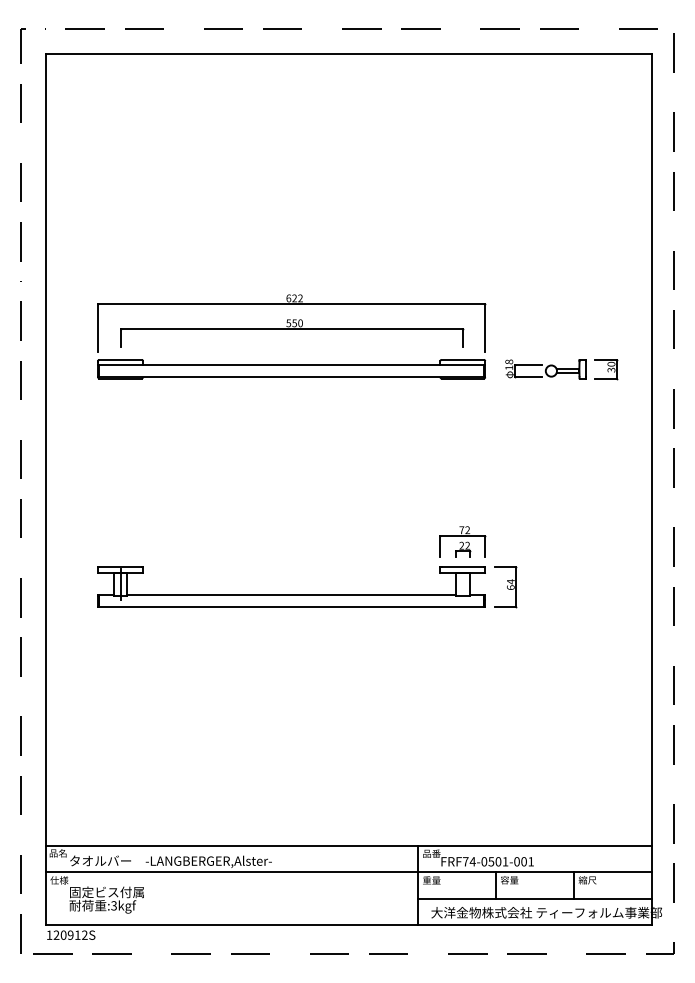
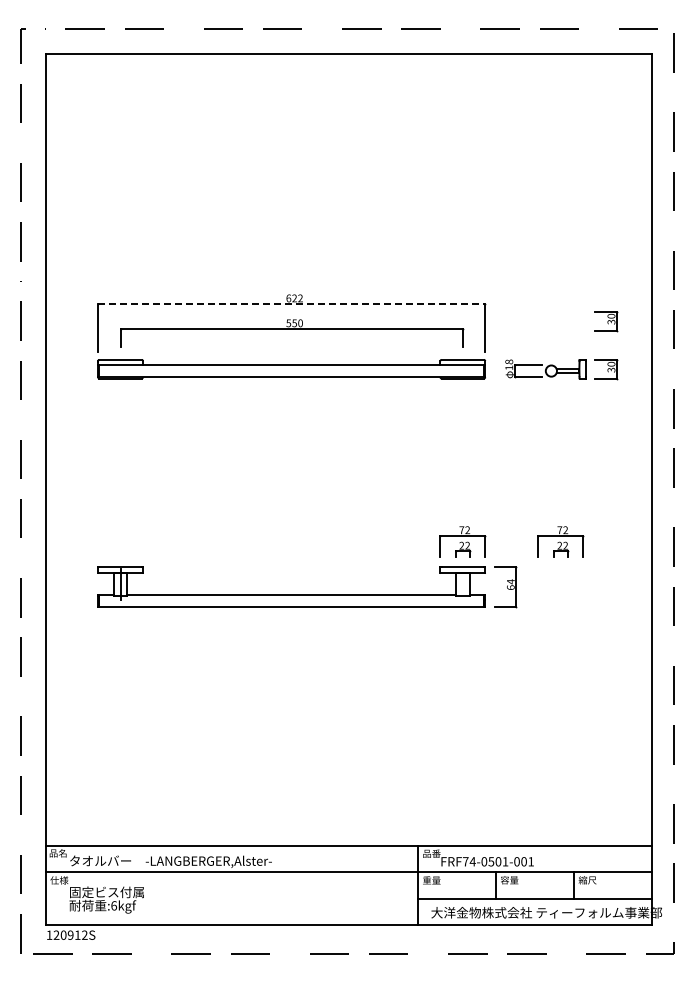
line: solid -> dashed (291, 303)
part: none -> present (606, 321)
part: none -> present (560, 541)
text: :3kgf -> :6kgf (114, 905)
